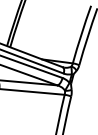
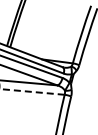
line: solid -> dashed (31, 91)
